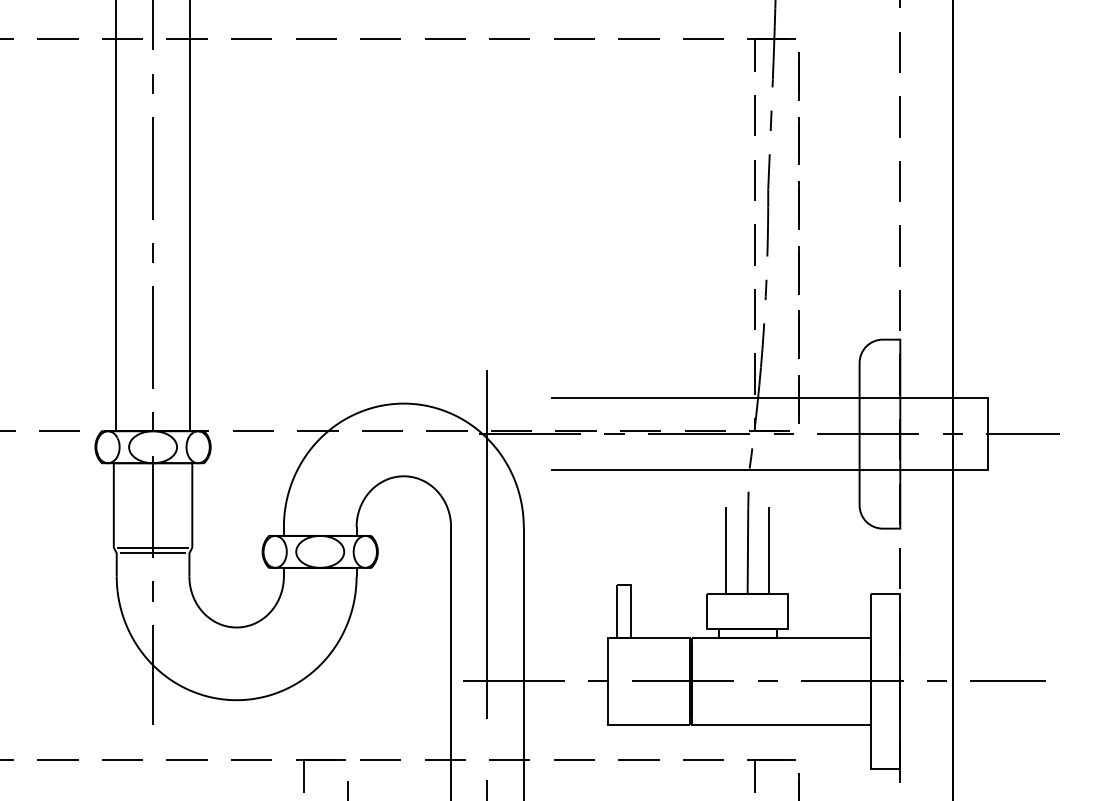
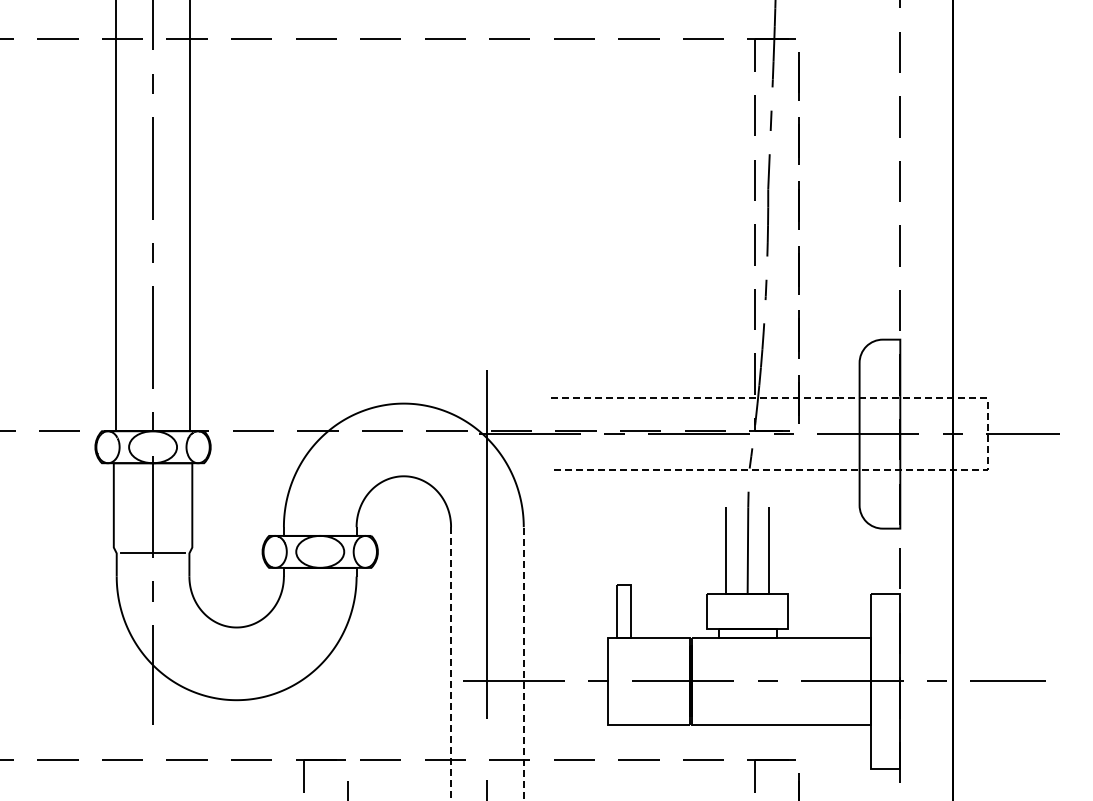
line: solid -> dashed (987, 434)
line: present -> none (152, 547)
line: solid -> dashed (523, 800)
